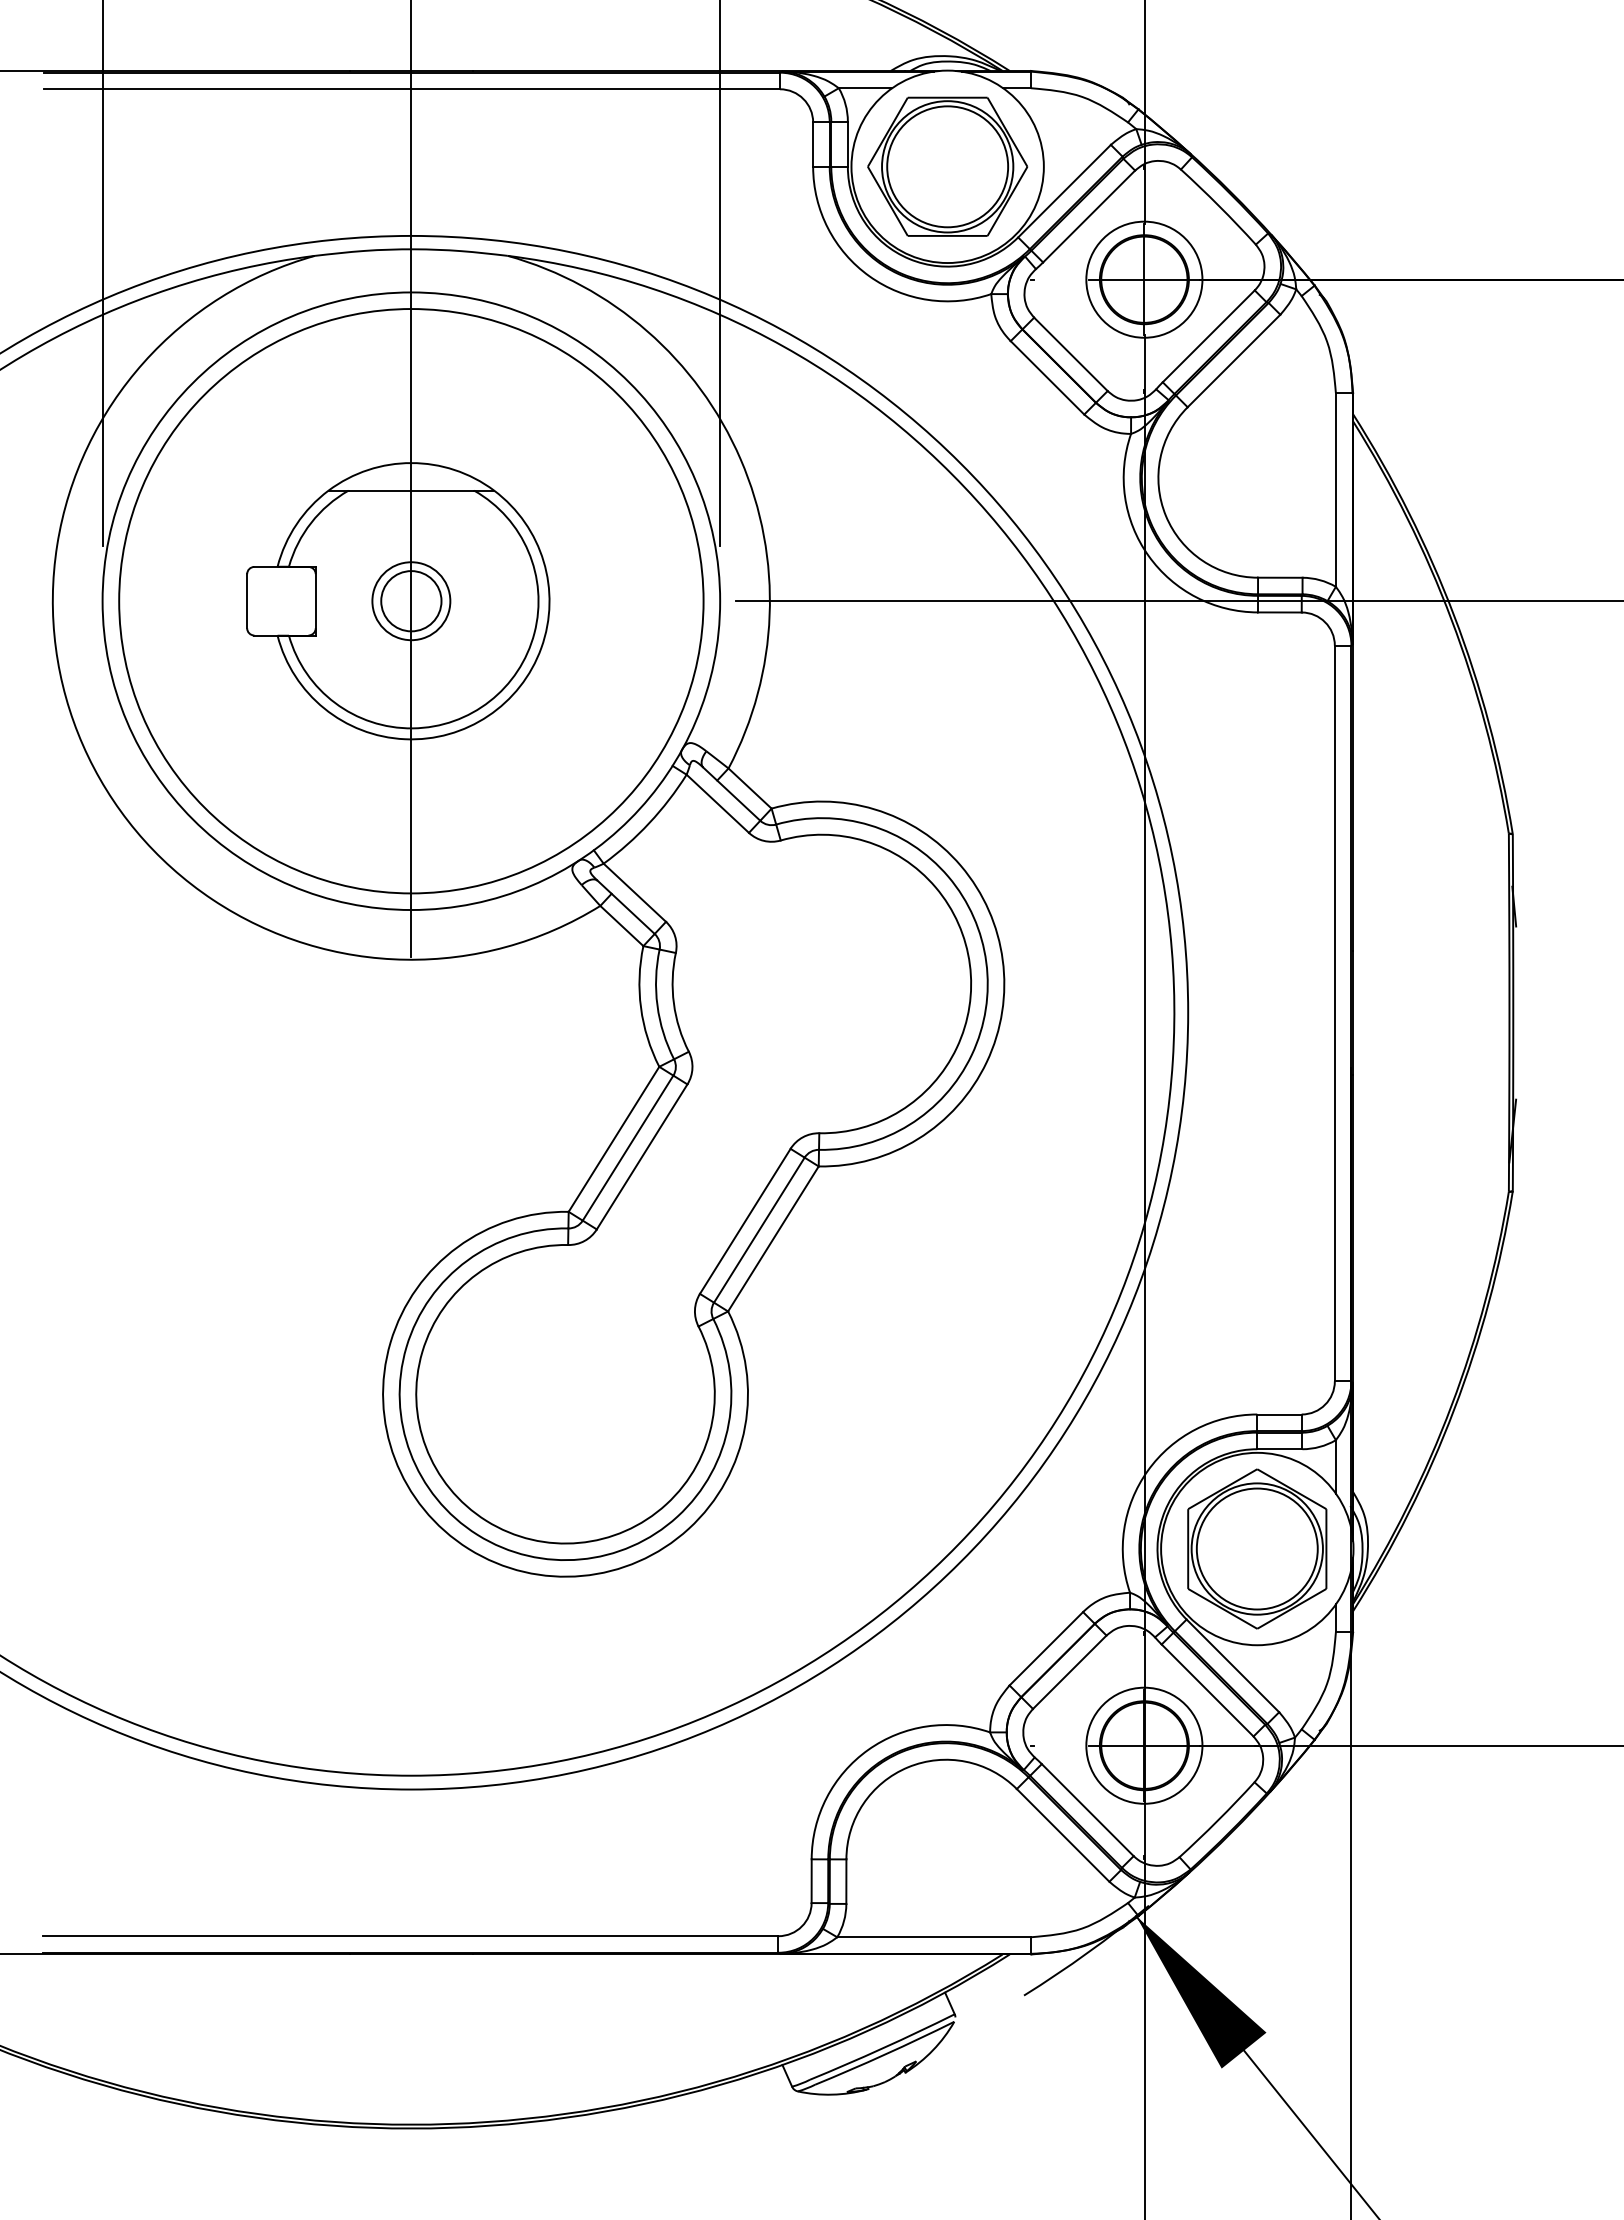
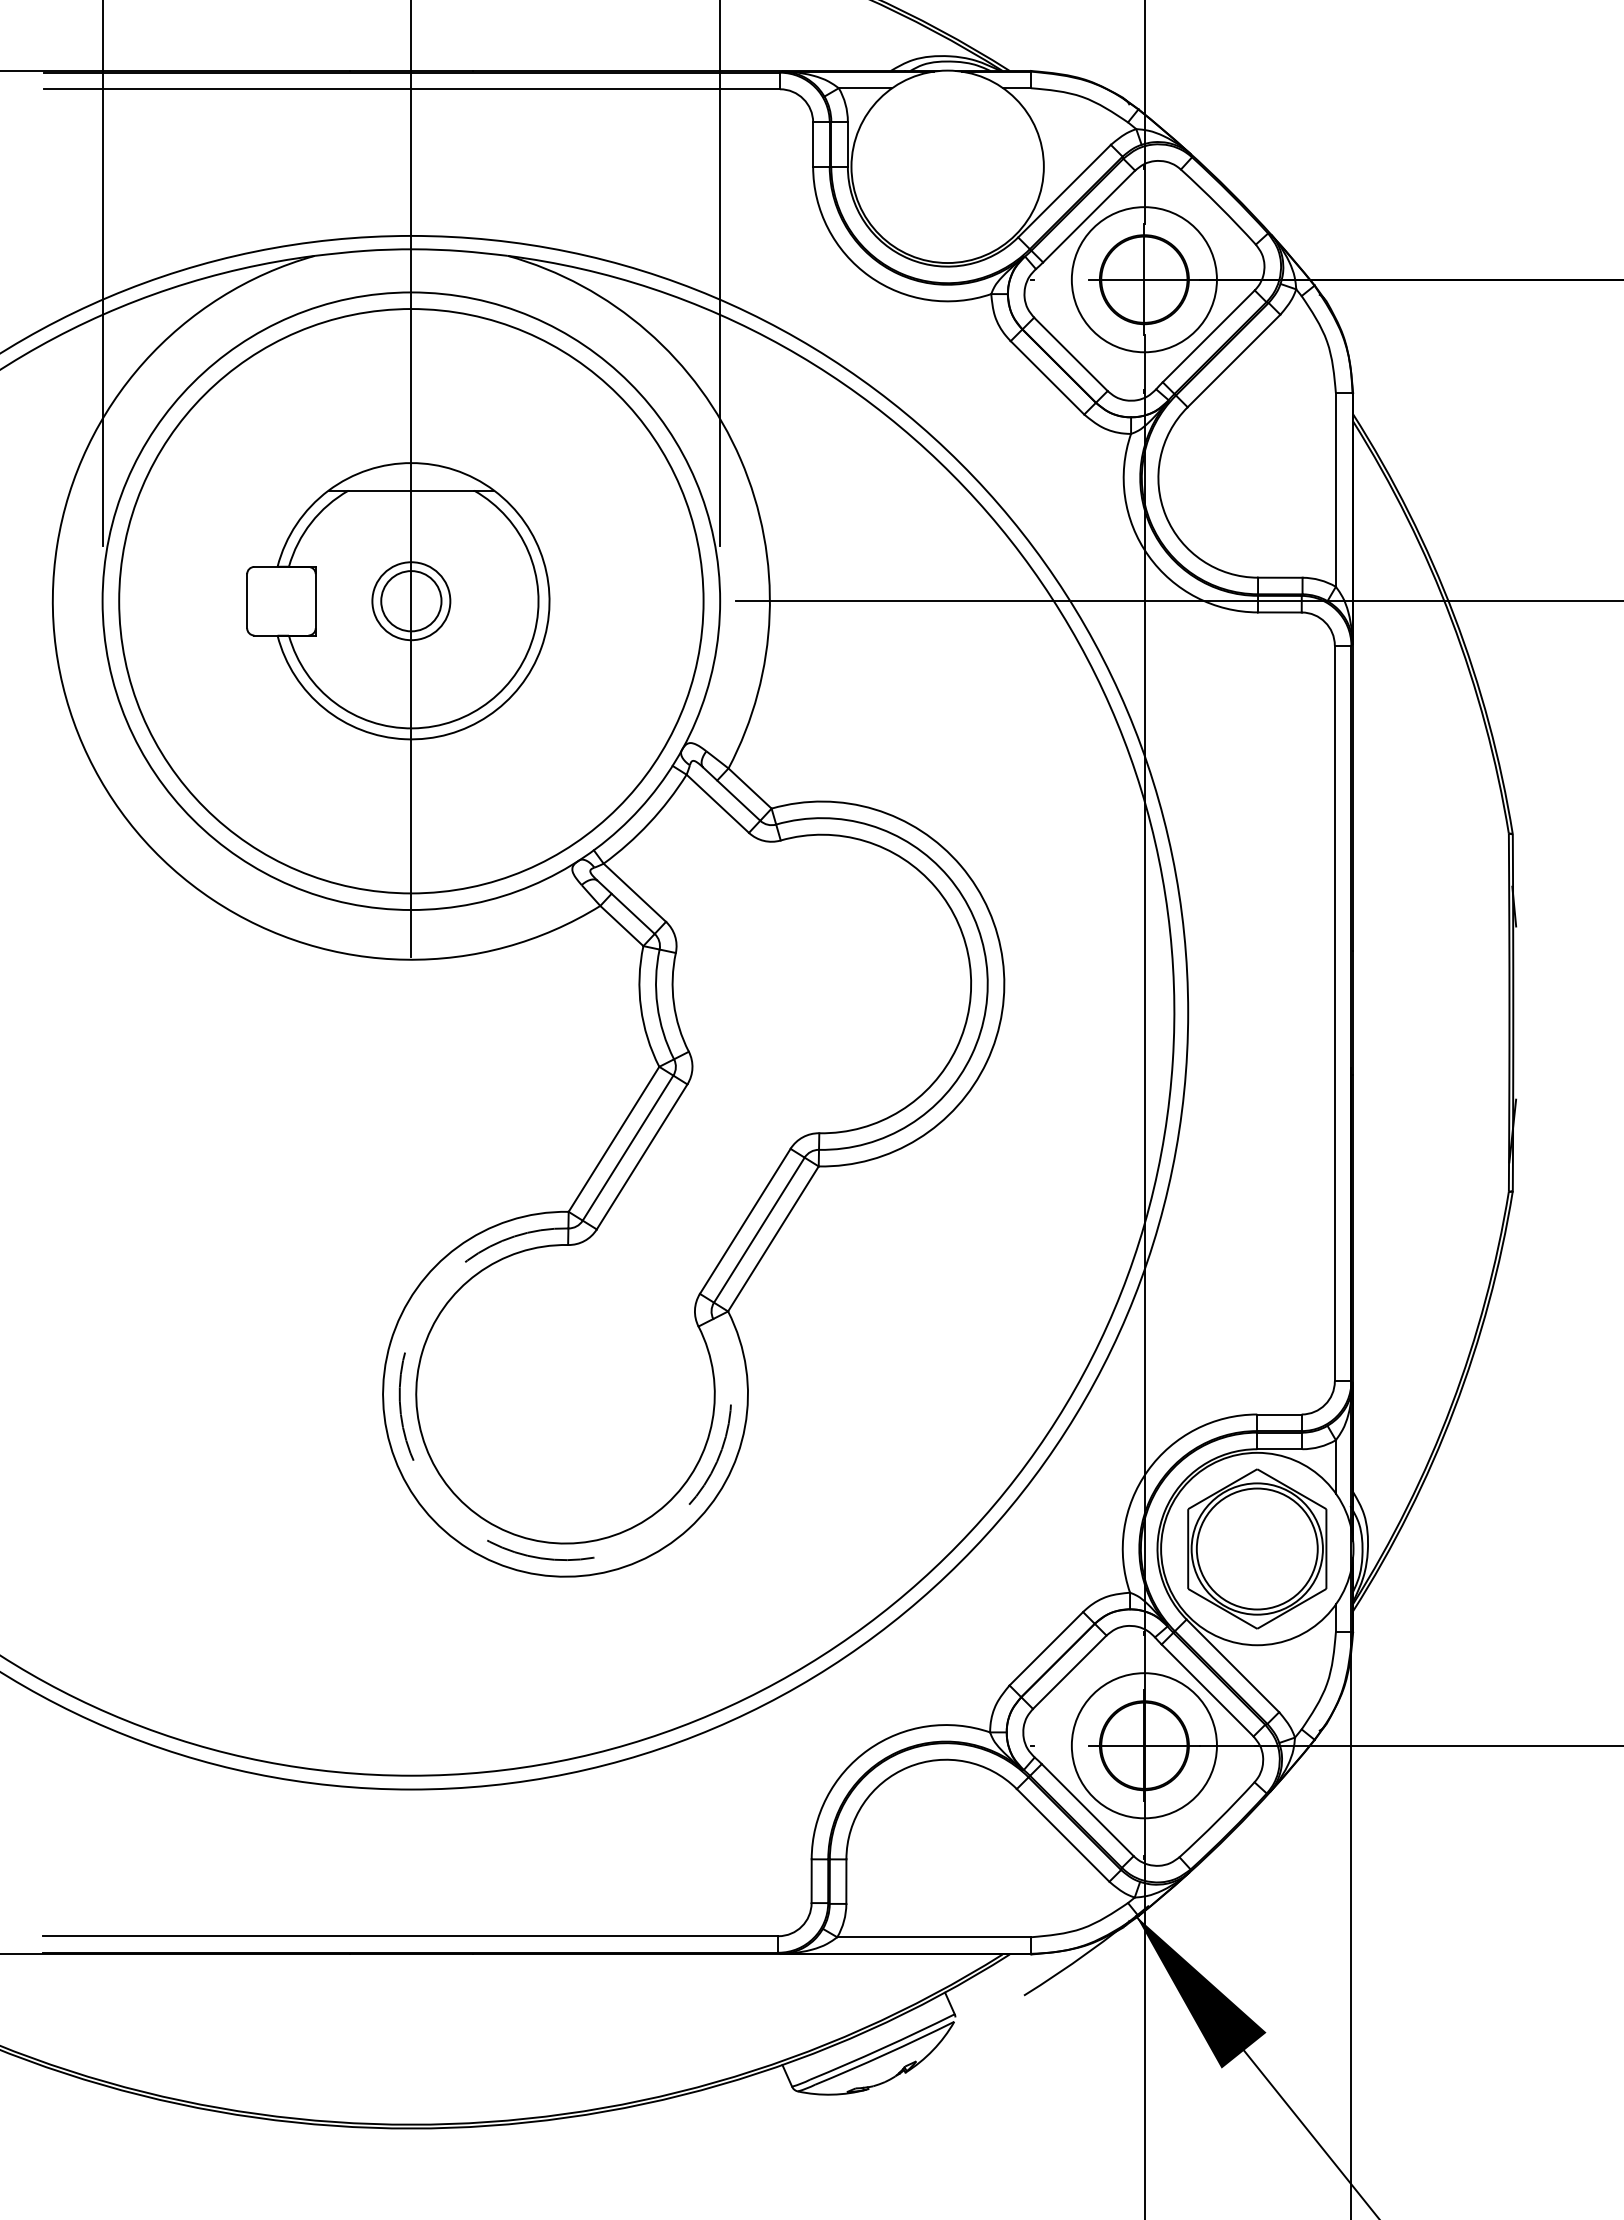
part: present -> none (947, 166)
circle diameter: 116 px -> 145 px (1143, 279)
arc: solid -> dashed (477, 1534)
circle diameter: 116 px -> 145 px (1143, 1745)
